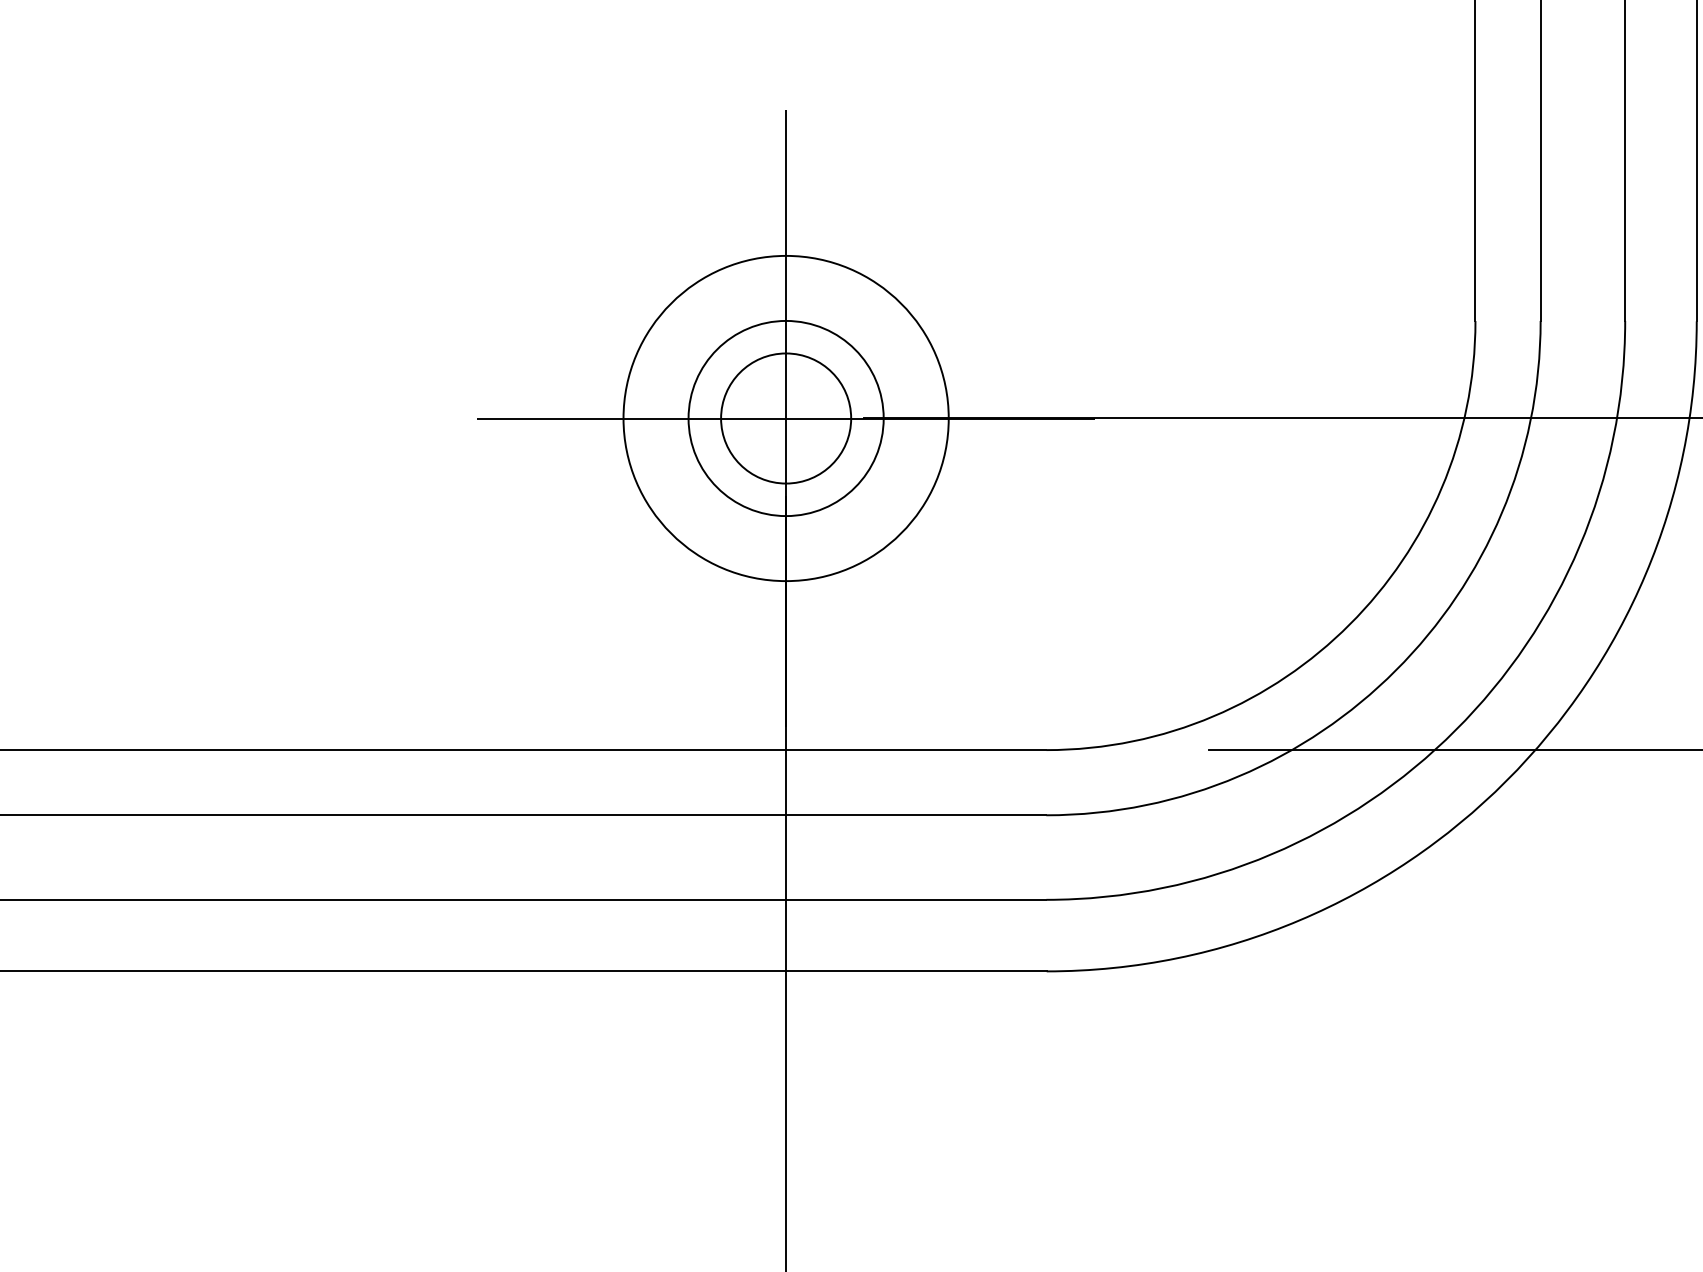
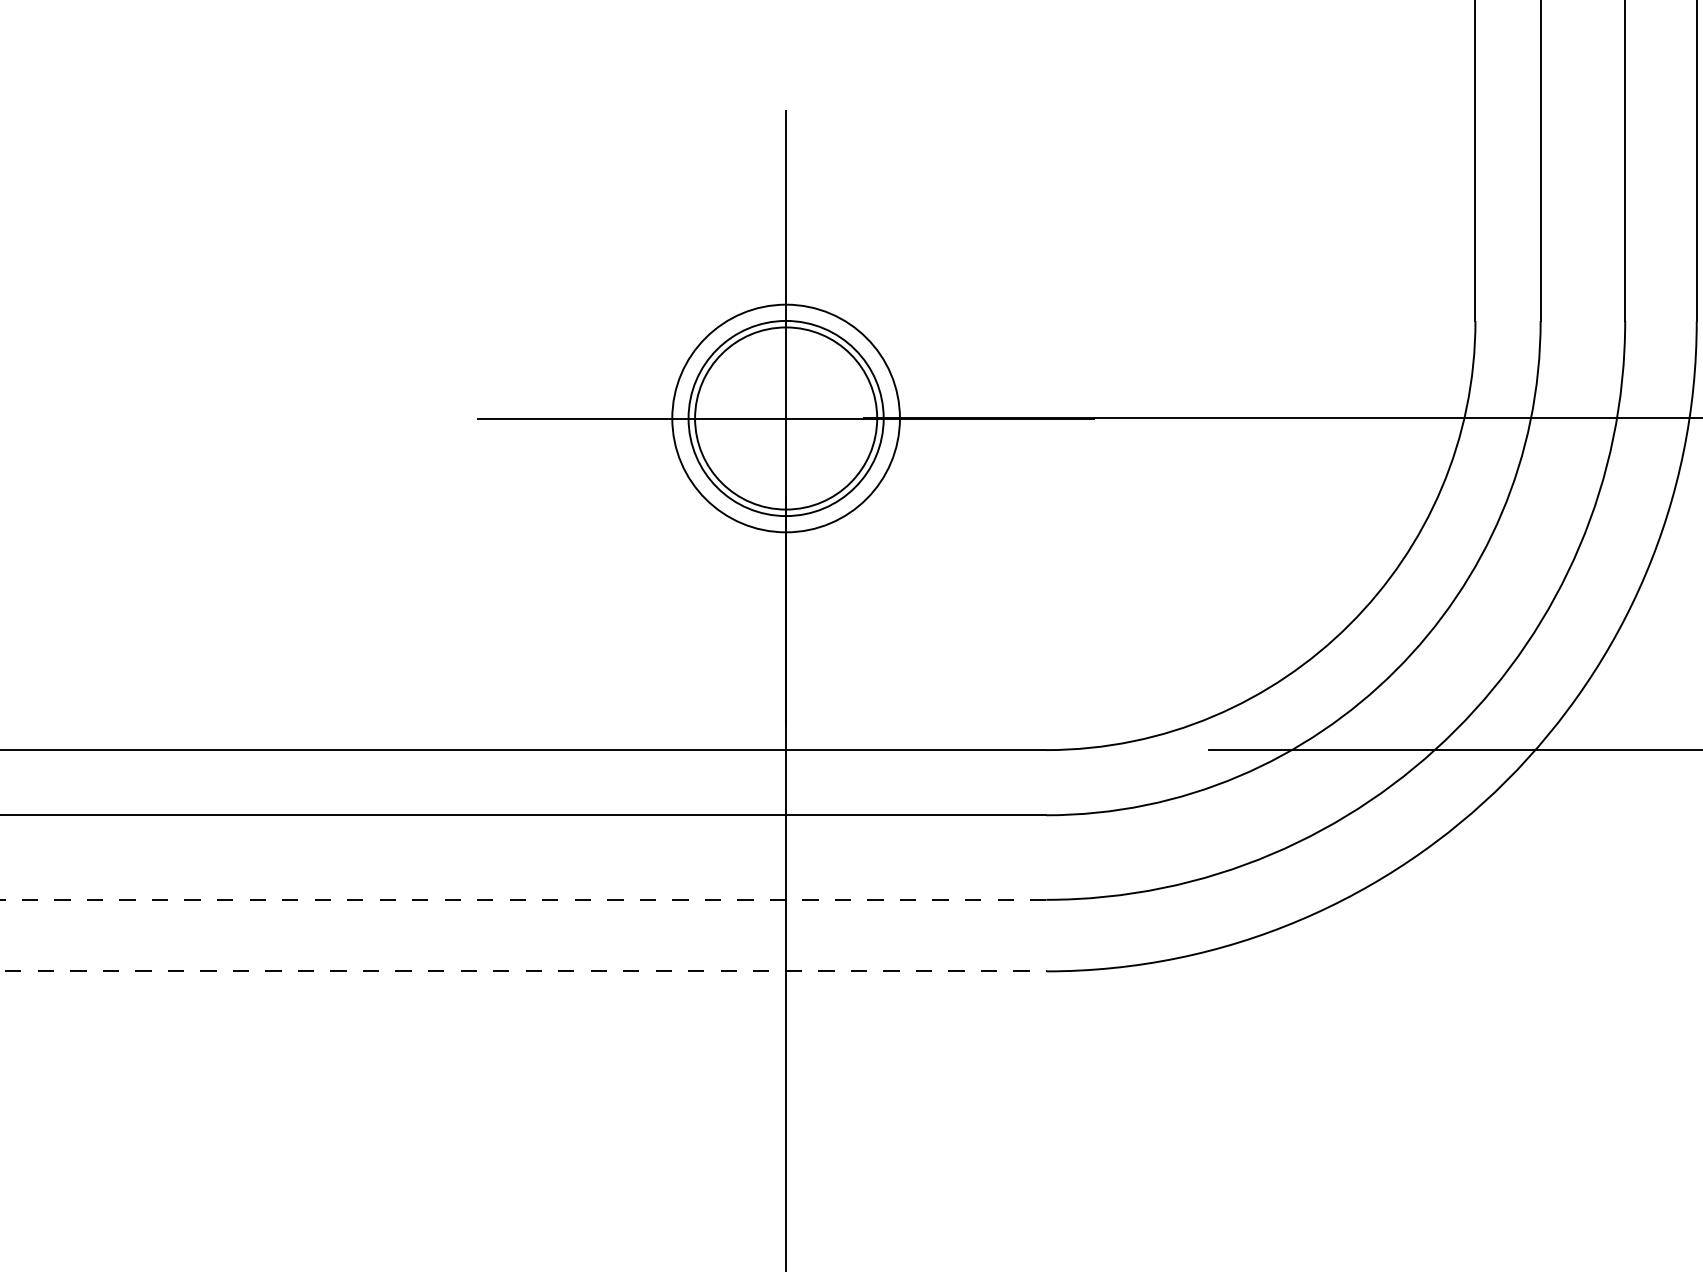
circle diameter: 325 px -> 228 px (785, 418)
circle diameter: 130 px -> 182 px (786, 418)
line: solid -> dashed (523, 899)
line: solid -> dashed (523, 971)
